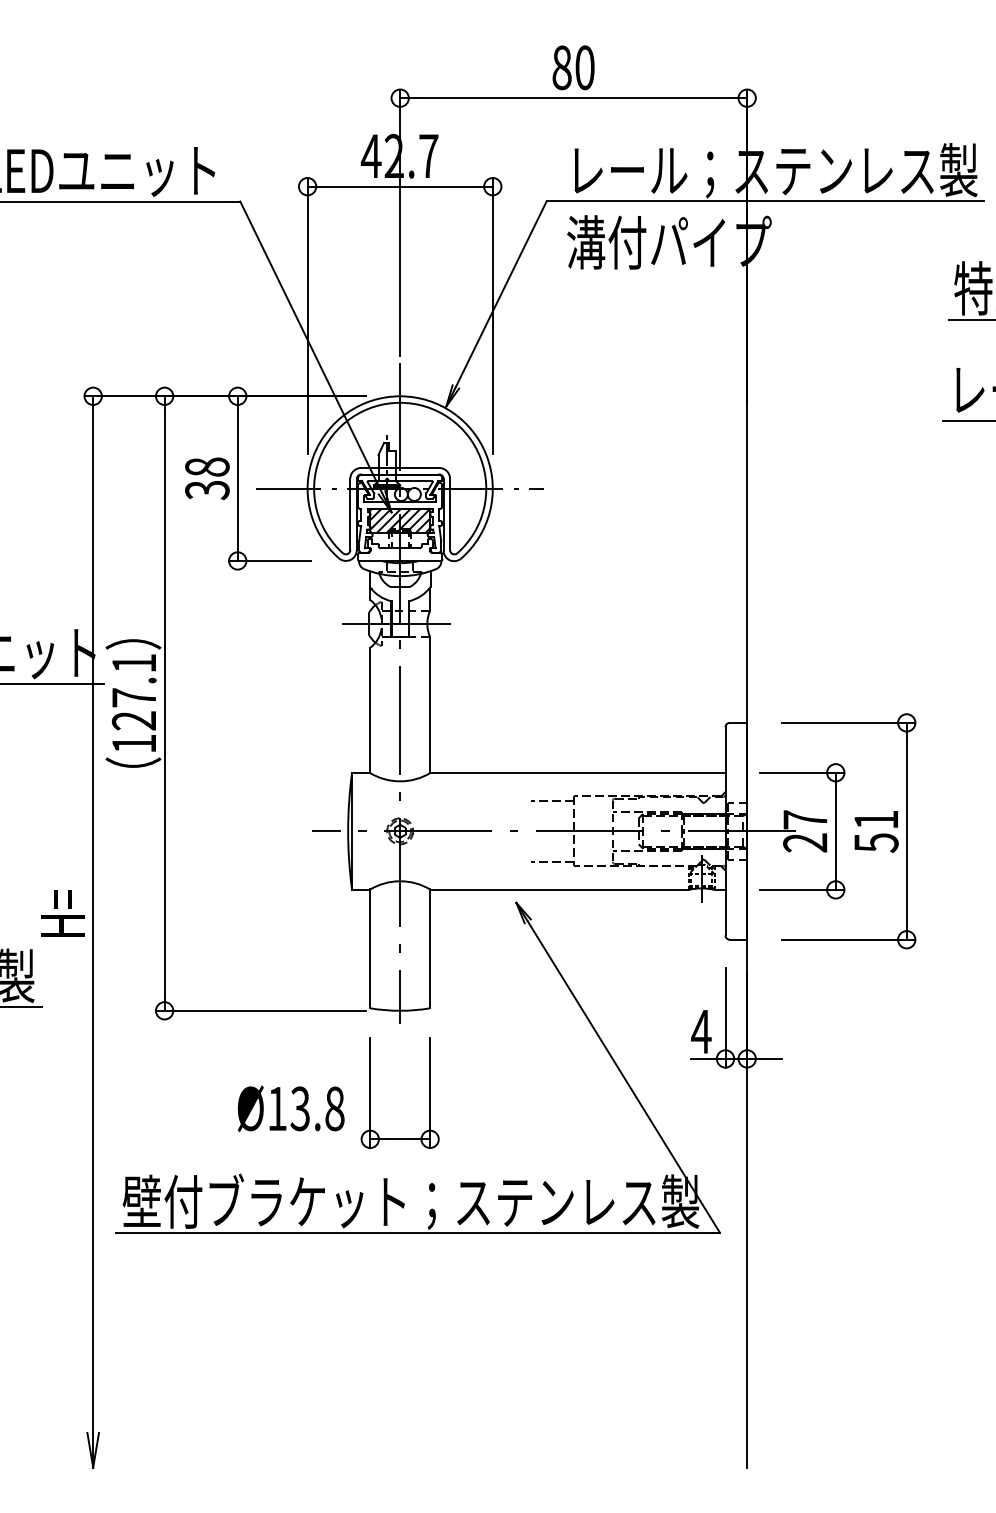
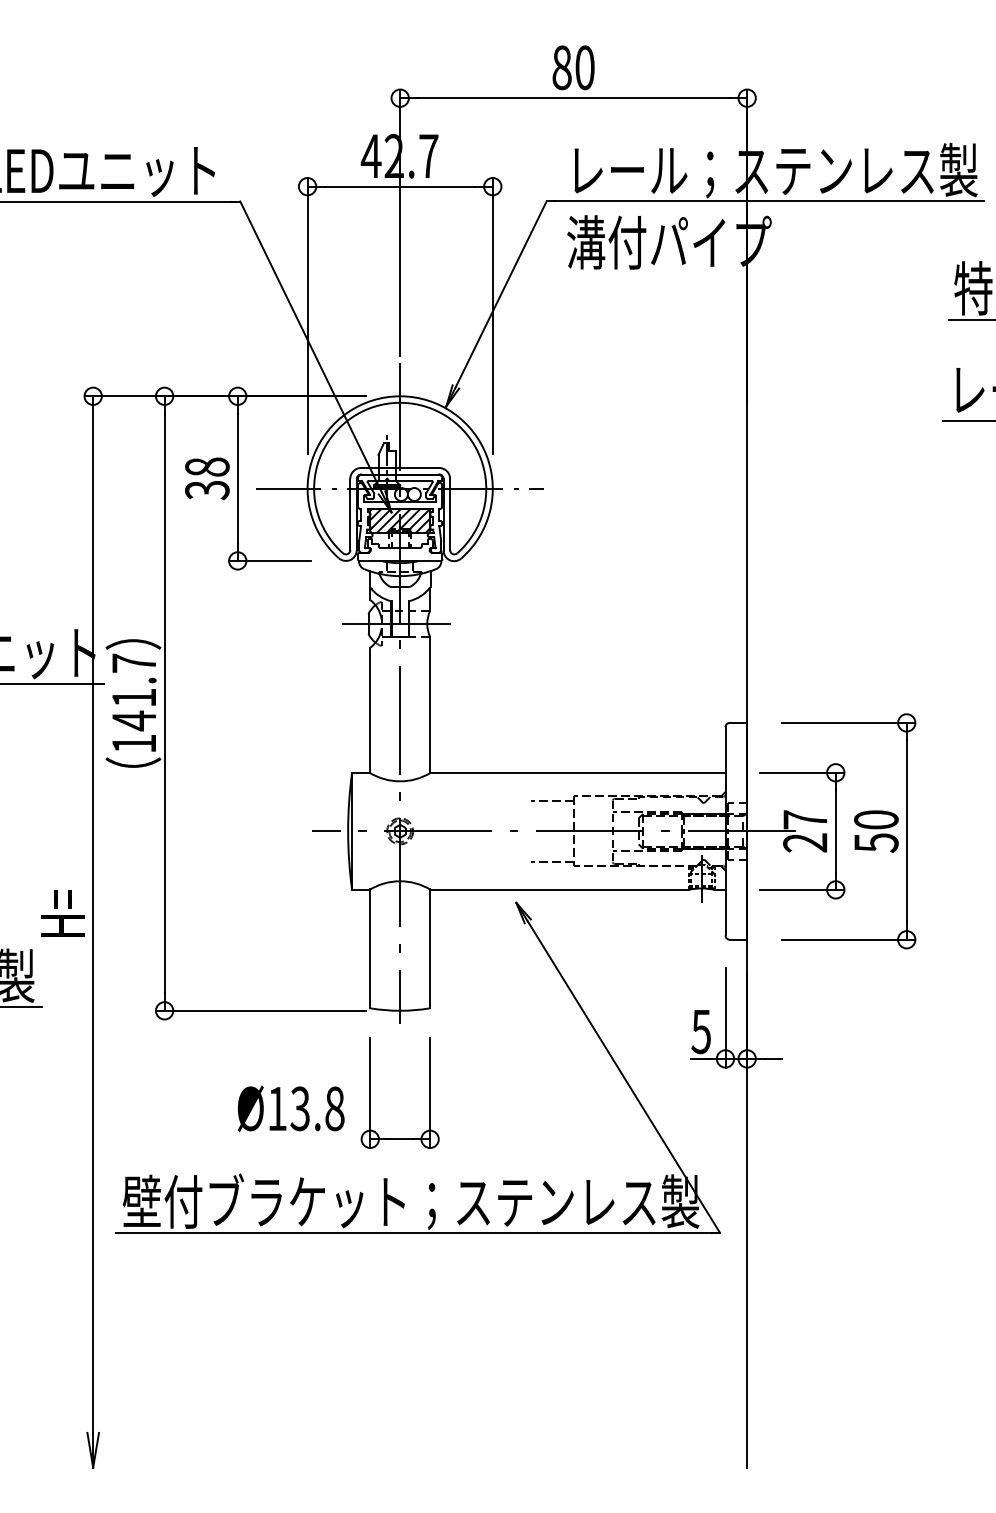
text: 127.1 -> 141.7 (133, 692)
text: 51 -> 50 (876, 819)
text: 4 -> 5 (700, 1032)
